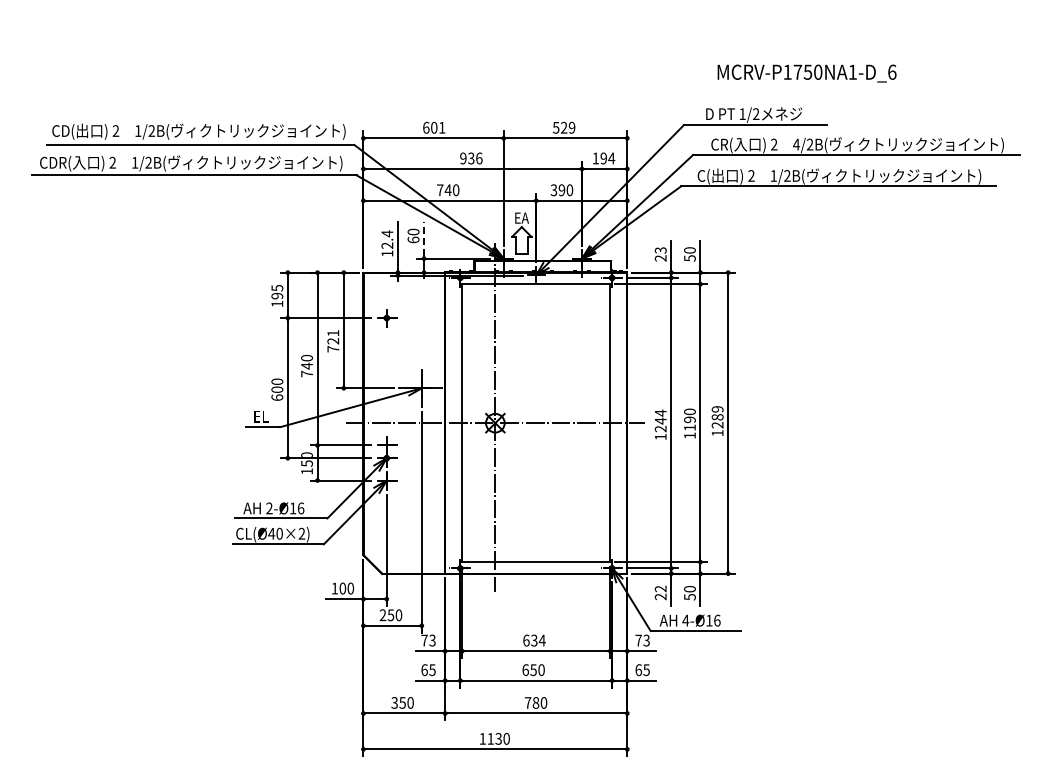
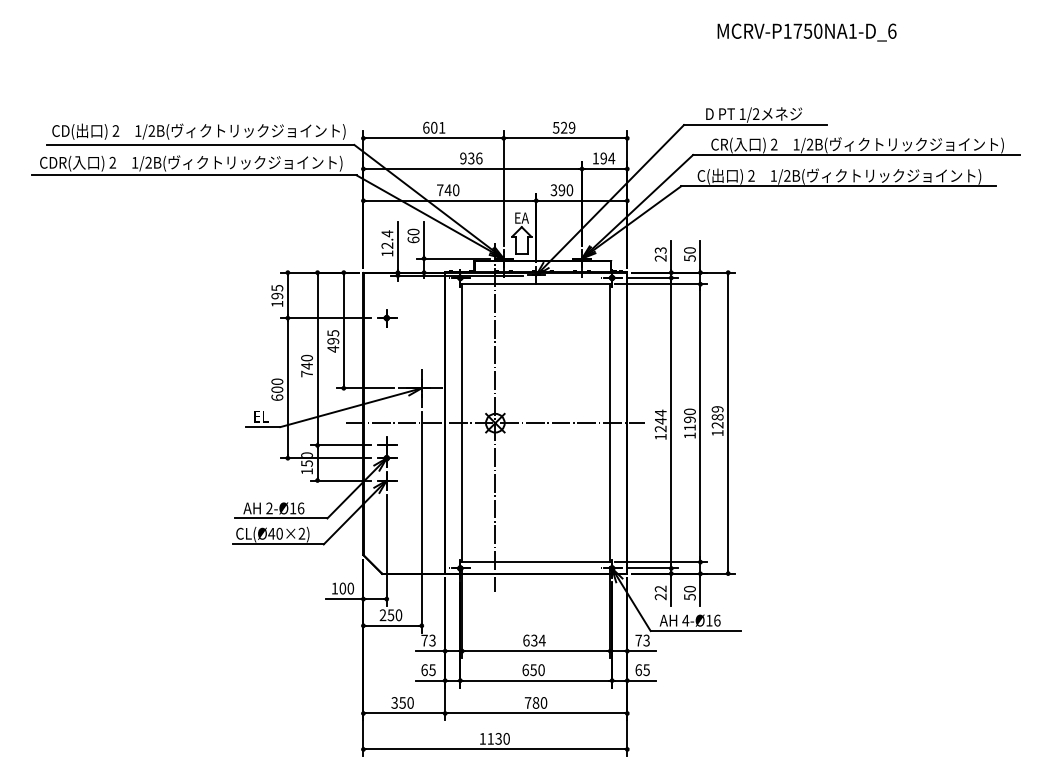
text position: (806, 73) -> (806, 32) (806, 32)
text: 4/2B( -> 1/2B( (796, 144)
line: dashed -> solid (424, 239)
text: 721 -> 495 (333, 341)
